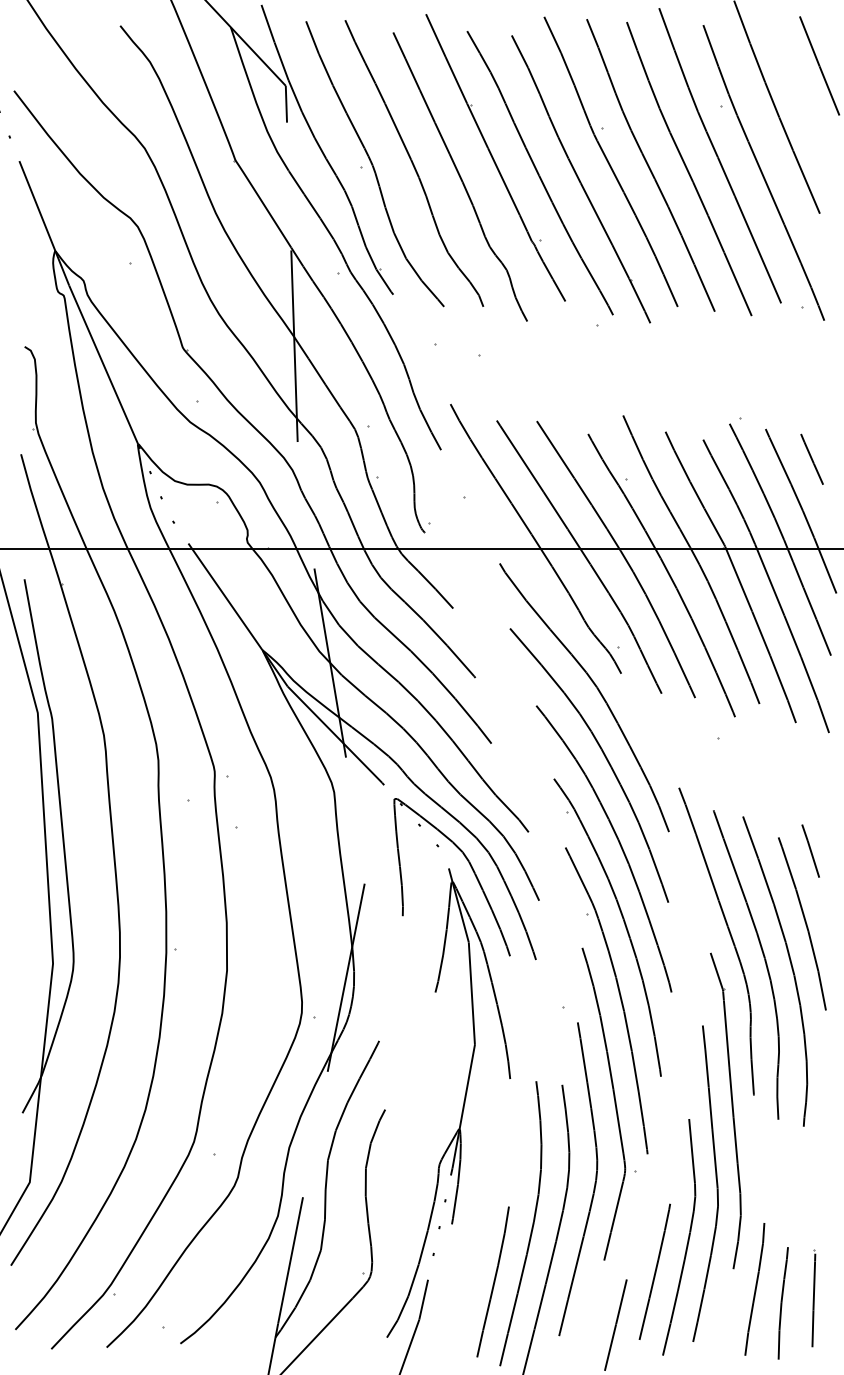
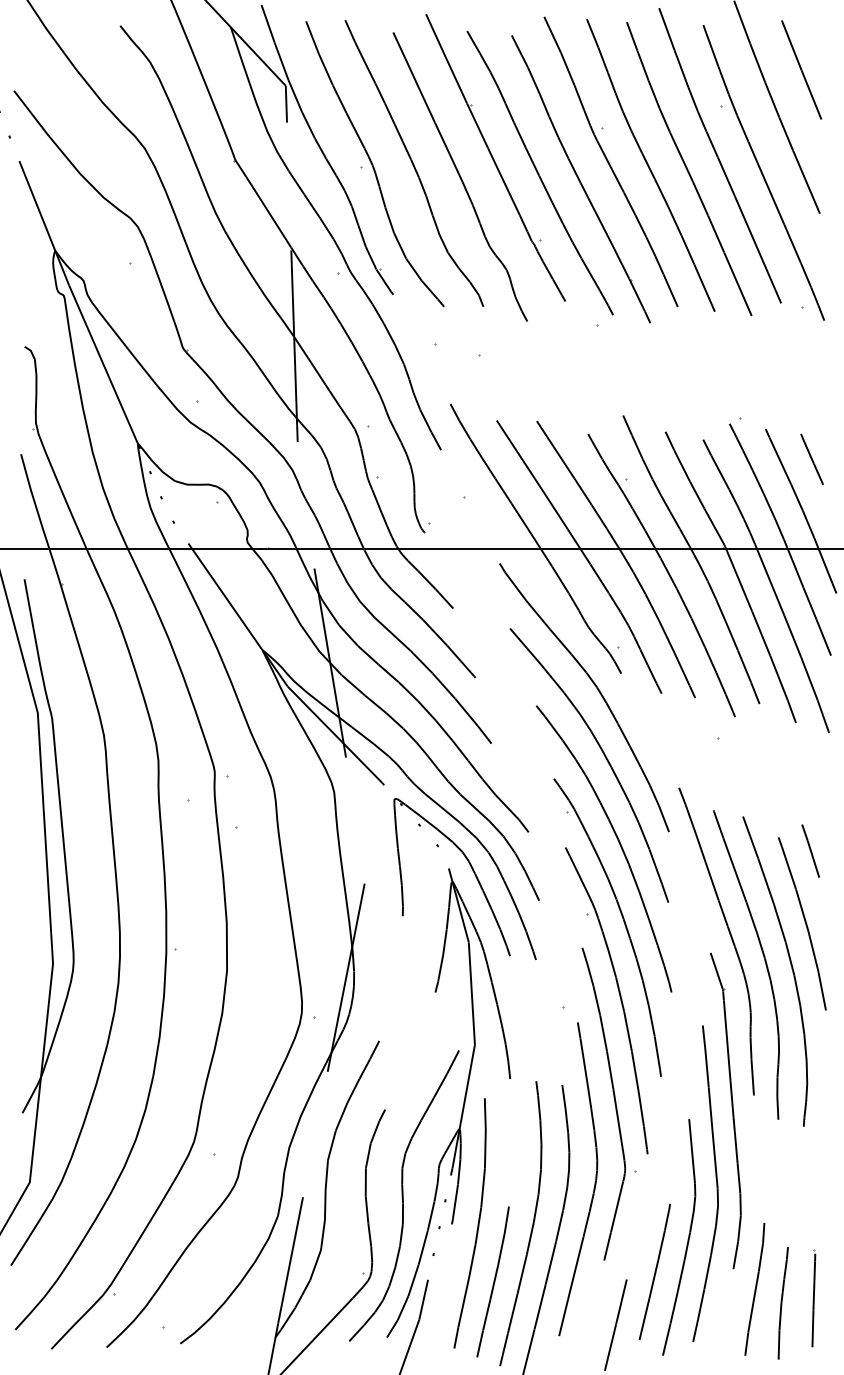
line position: (819, 65) -> (801, 69) (801, 69)
curve: none -> present (403, 1199)
